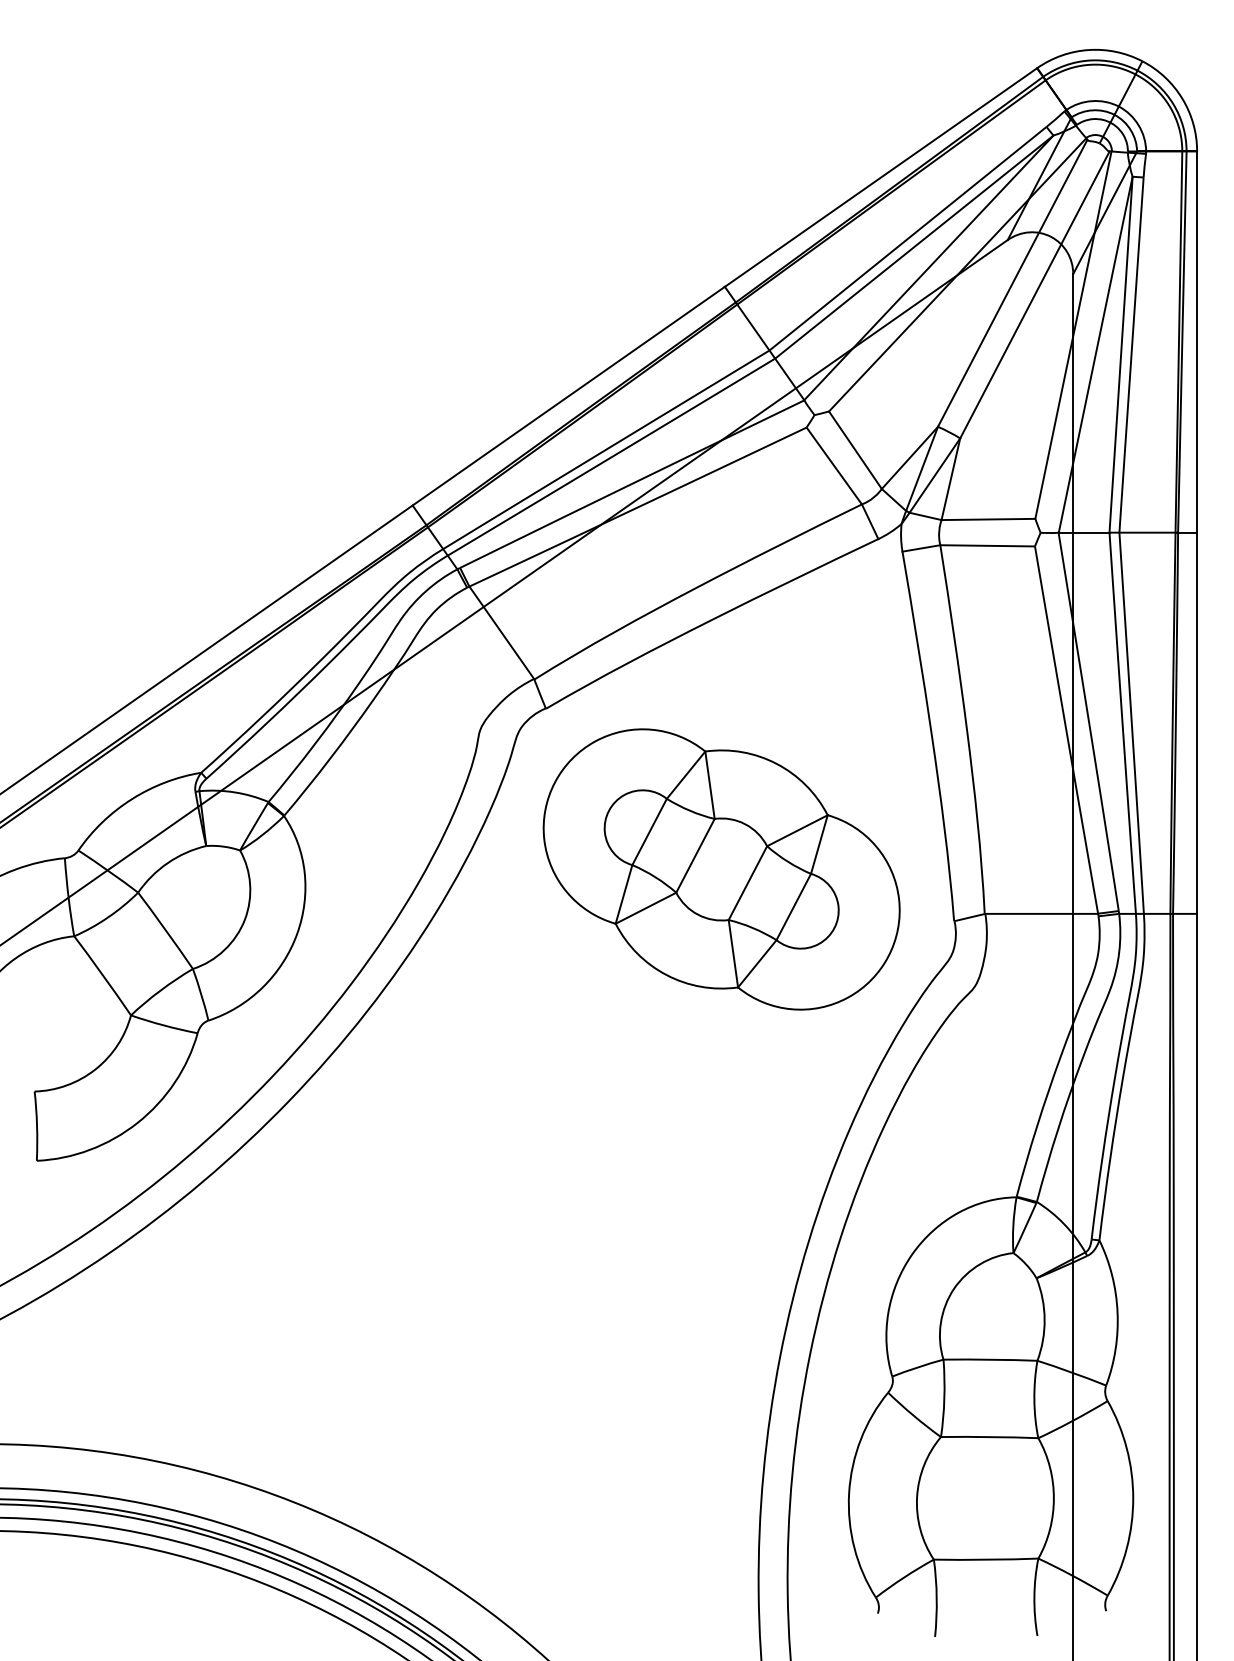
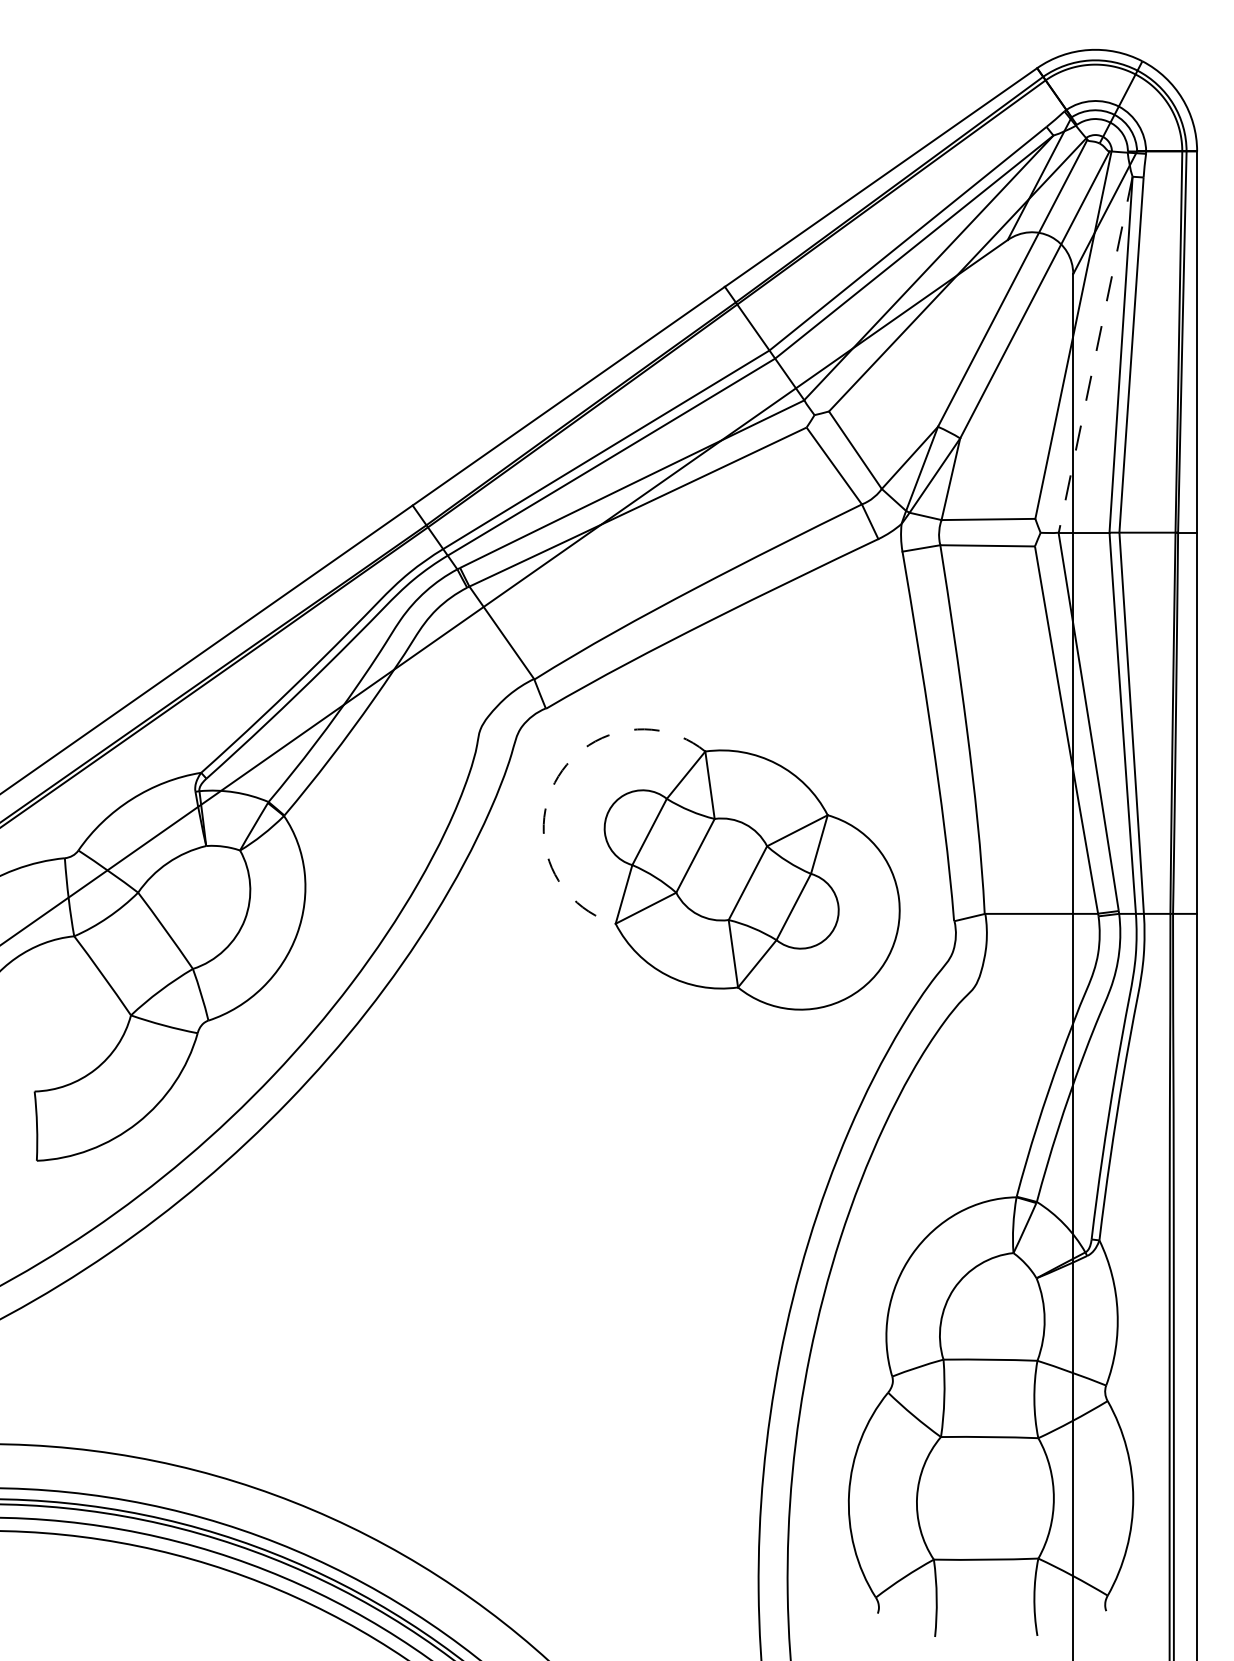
line: solid -> dashed (1095, 354)
arc: solid -> dashed (554, 782)
